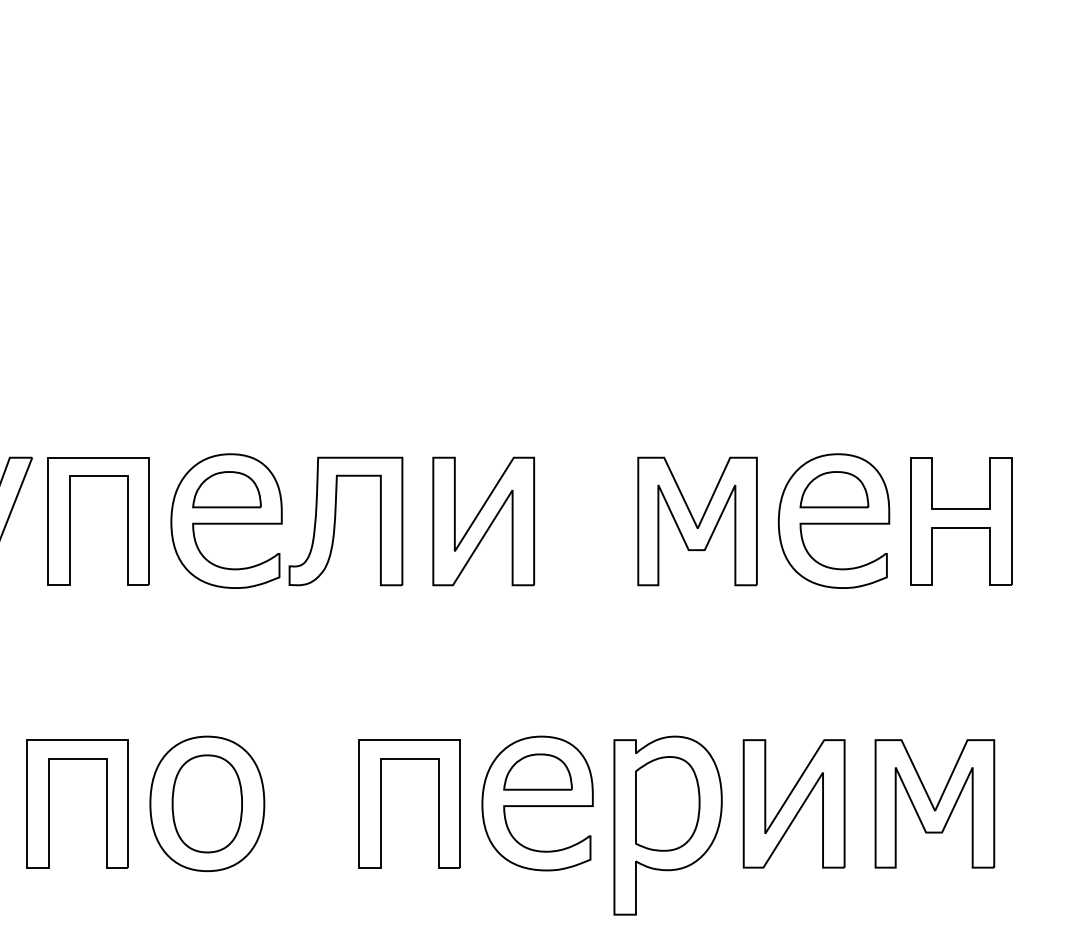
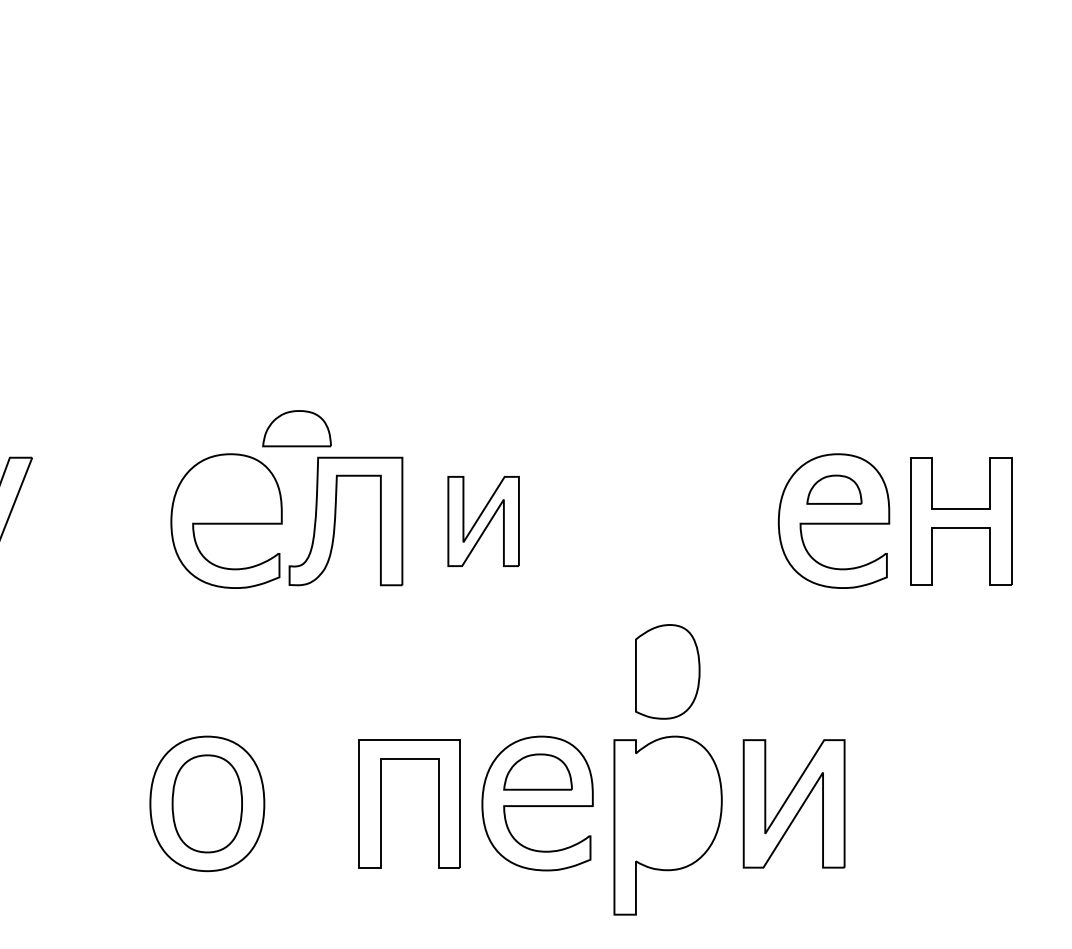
part position: (226, 489) -> (296, 428) (296, 428)
part size: 71x38 px -> 57x31 px (834, 489)
part: present -> none (70, 521)
part size: 103x131 px -> 73x91 px (483, 521)
part: present -> none (697, 521)
part: present -> none (49, 803)
part position: (667, 803) -> (667, 671) (667, 671)
part: present -> none (934, 803)
